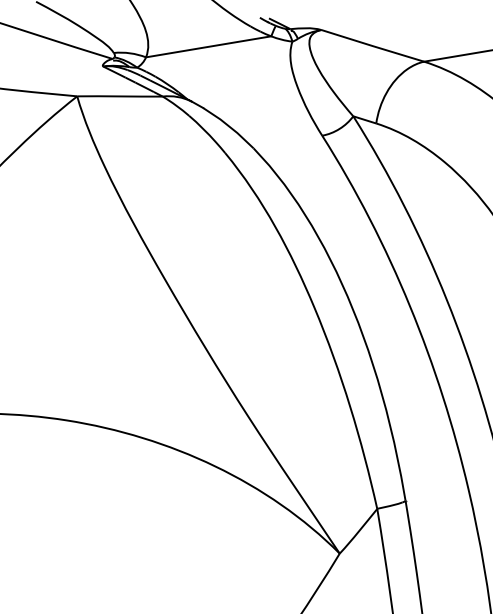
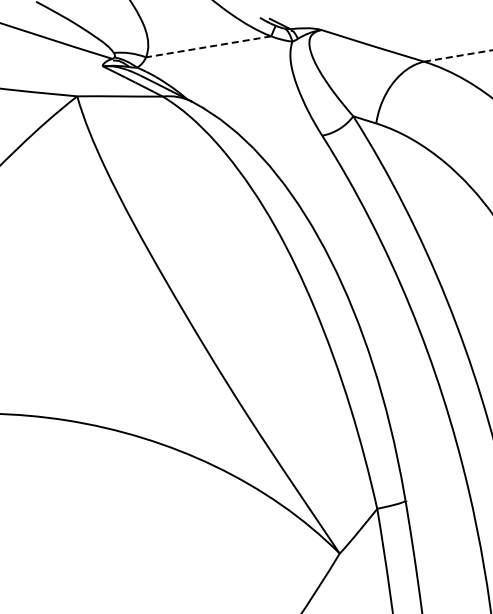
line: solid -> dashed (208, 46)
line: solid -> dashed (458, 55)
